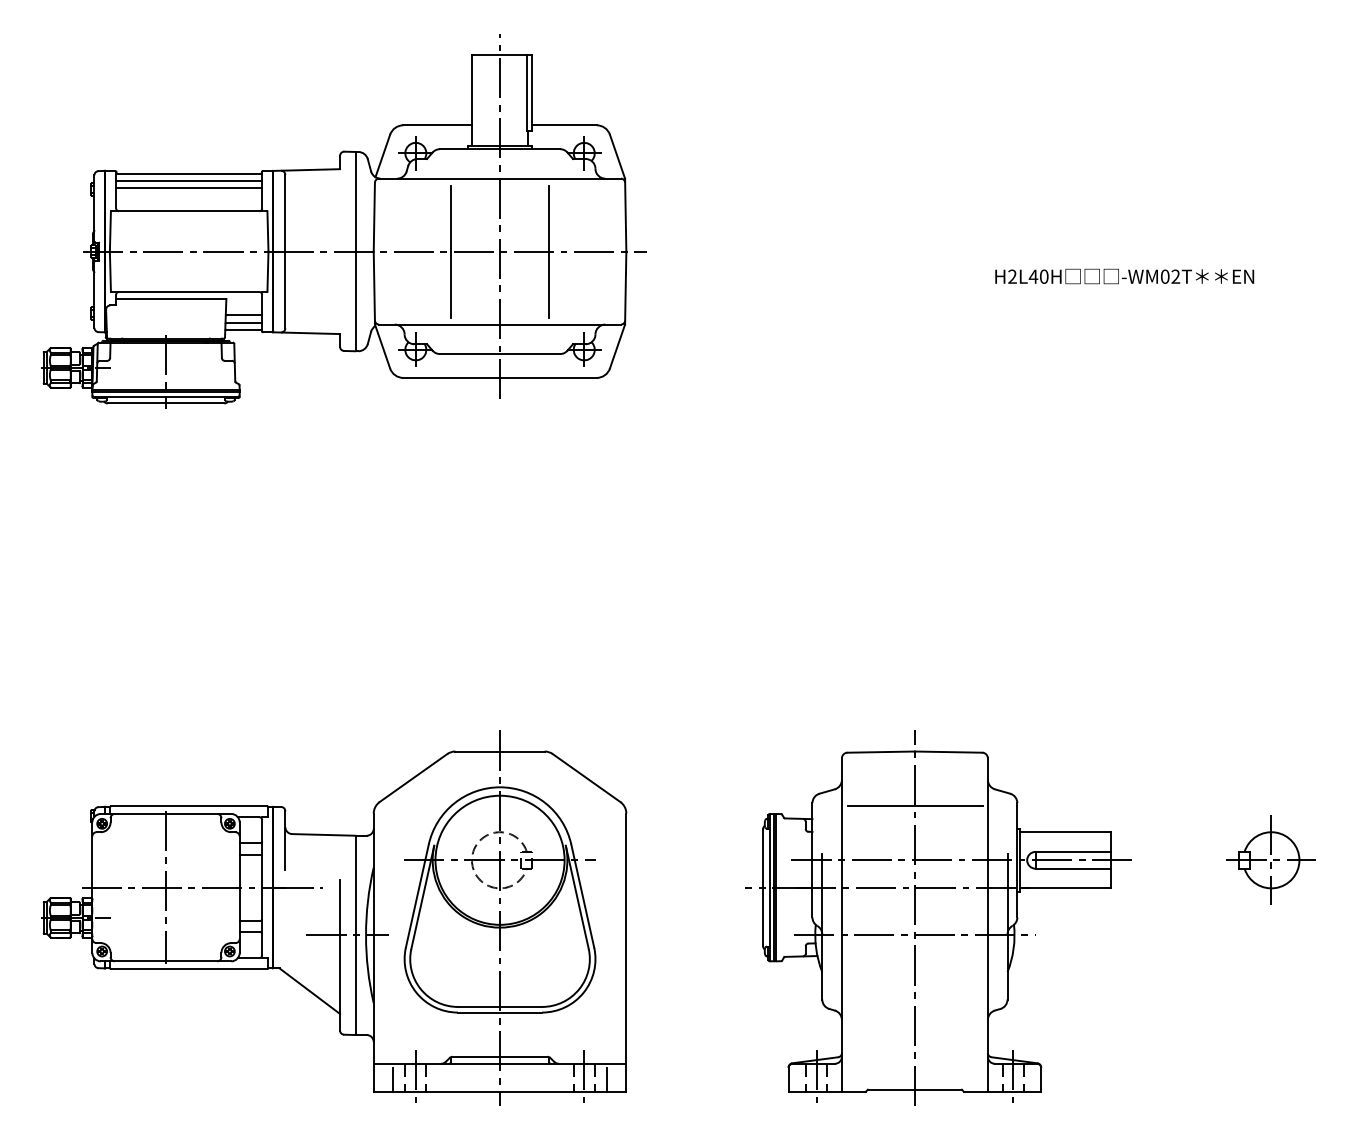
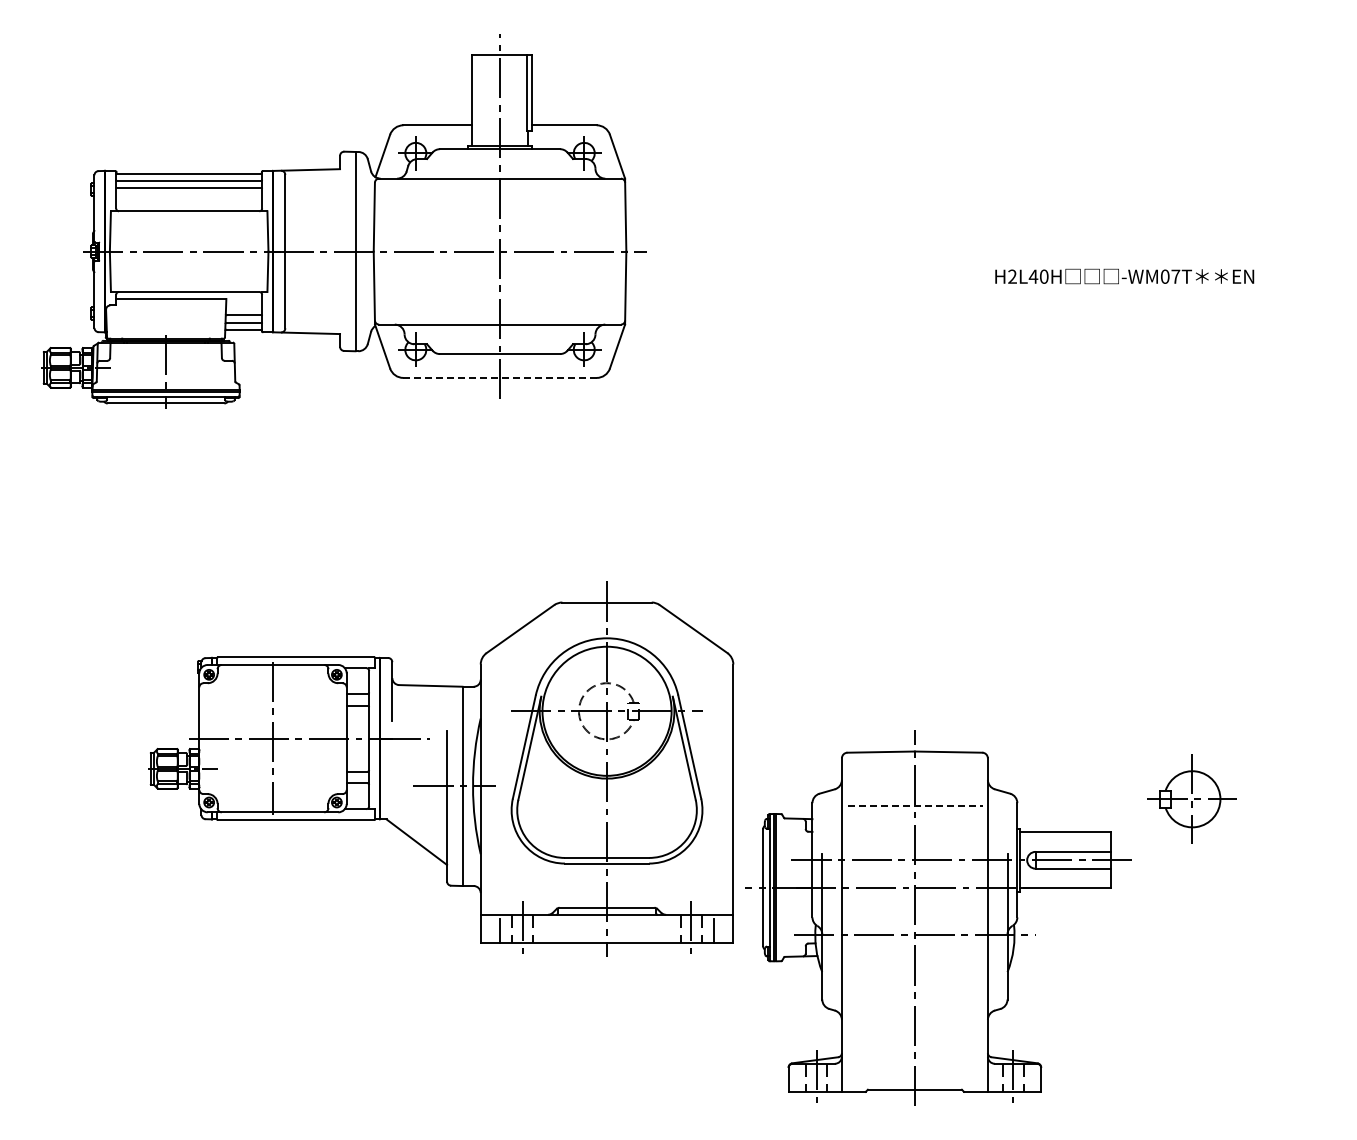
line: present -> none (450, 251)
line: present -> none (549, 251)
text: -WM02T -> -WM07T (1175, 276)
line: solid -> dashed (500, 377)
line: solid -> dashed (915, 806)
part position: (1270, 859) -> (1191, 798) (1191, 798)
part position: (334, 917) -> (441, 768) (441, 768)
